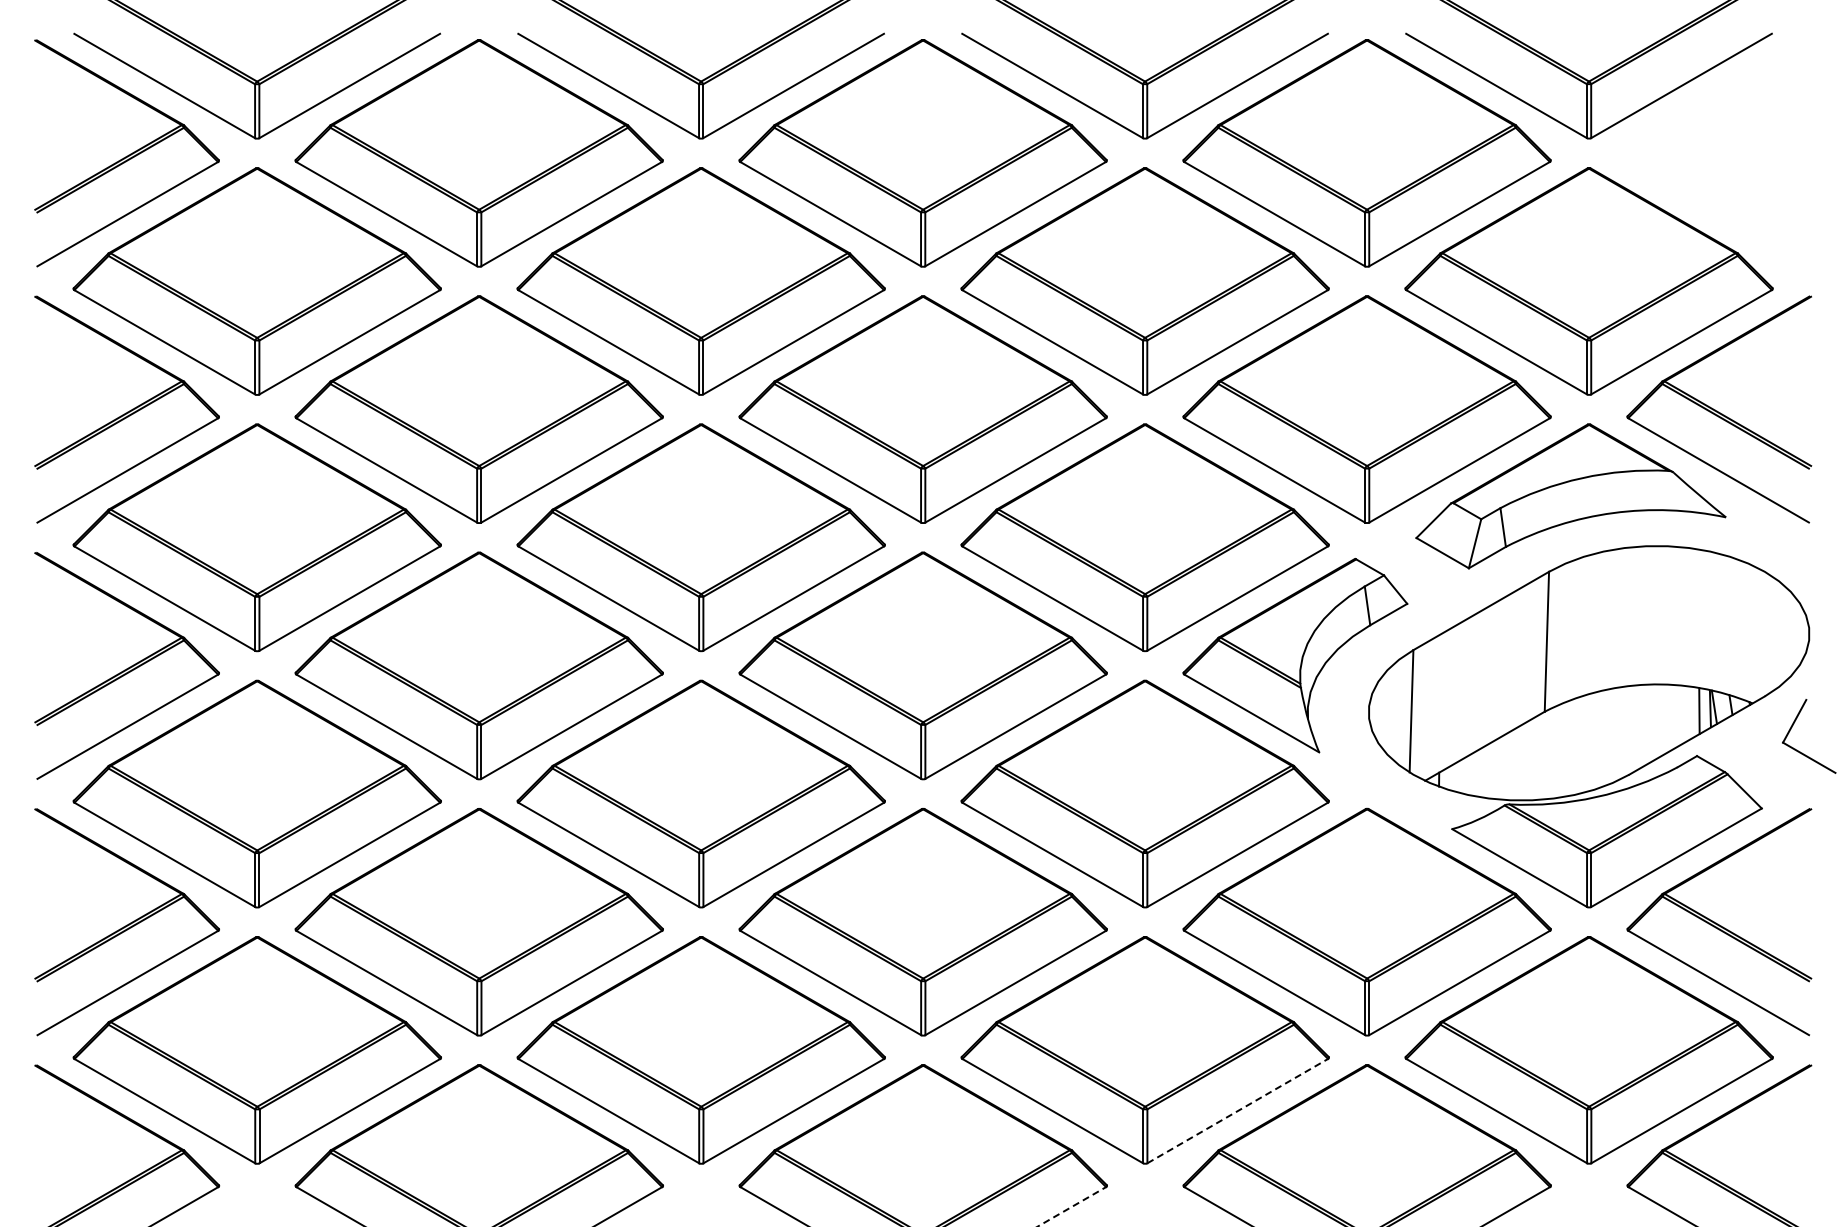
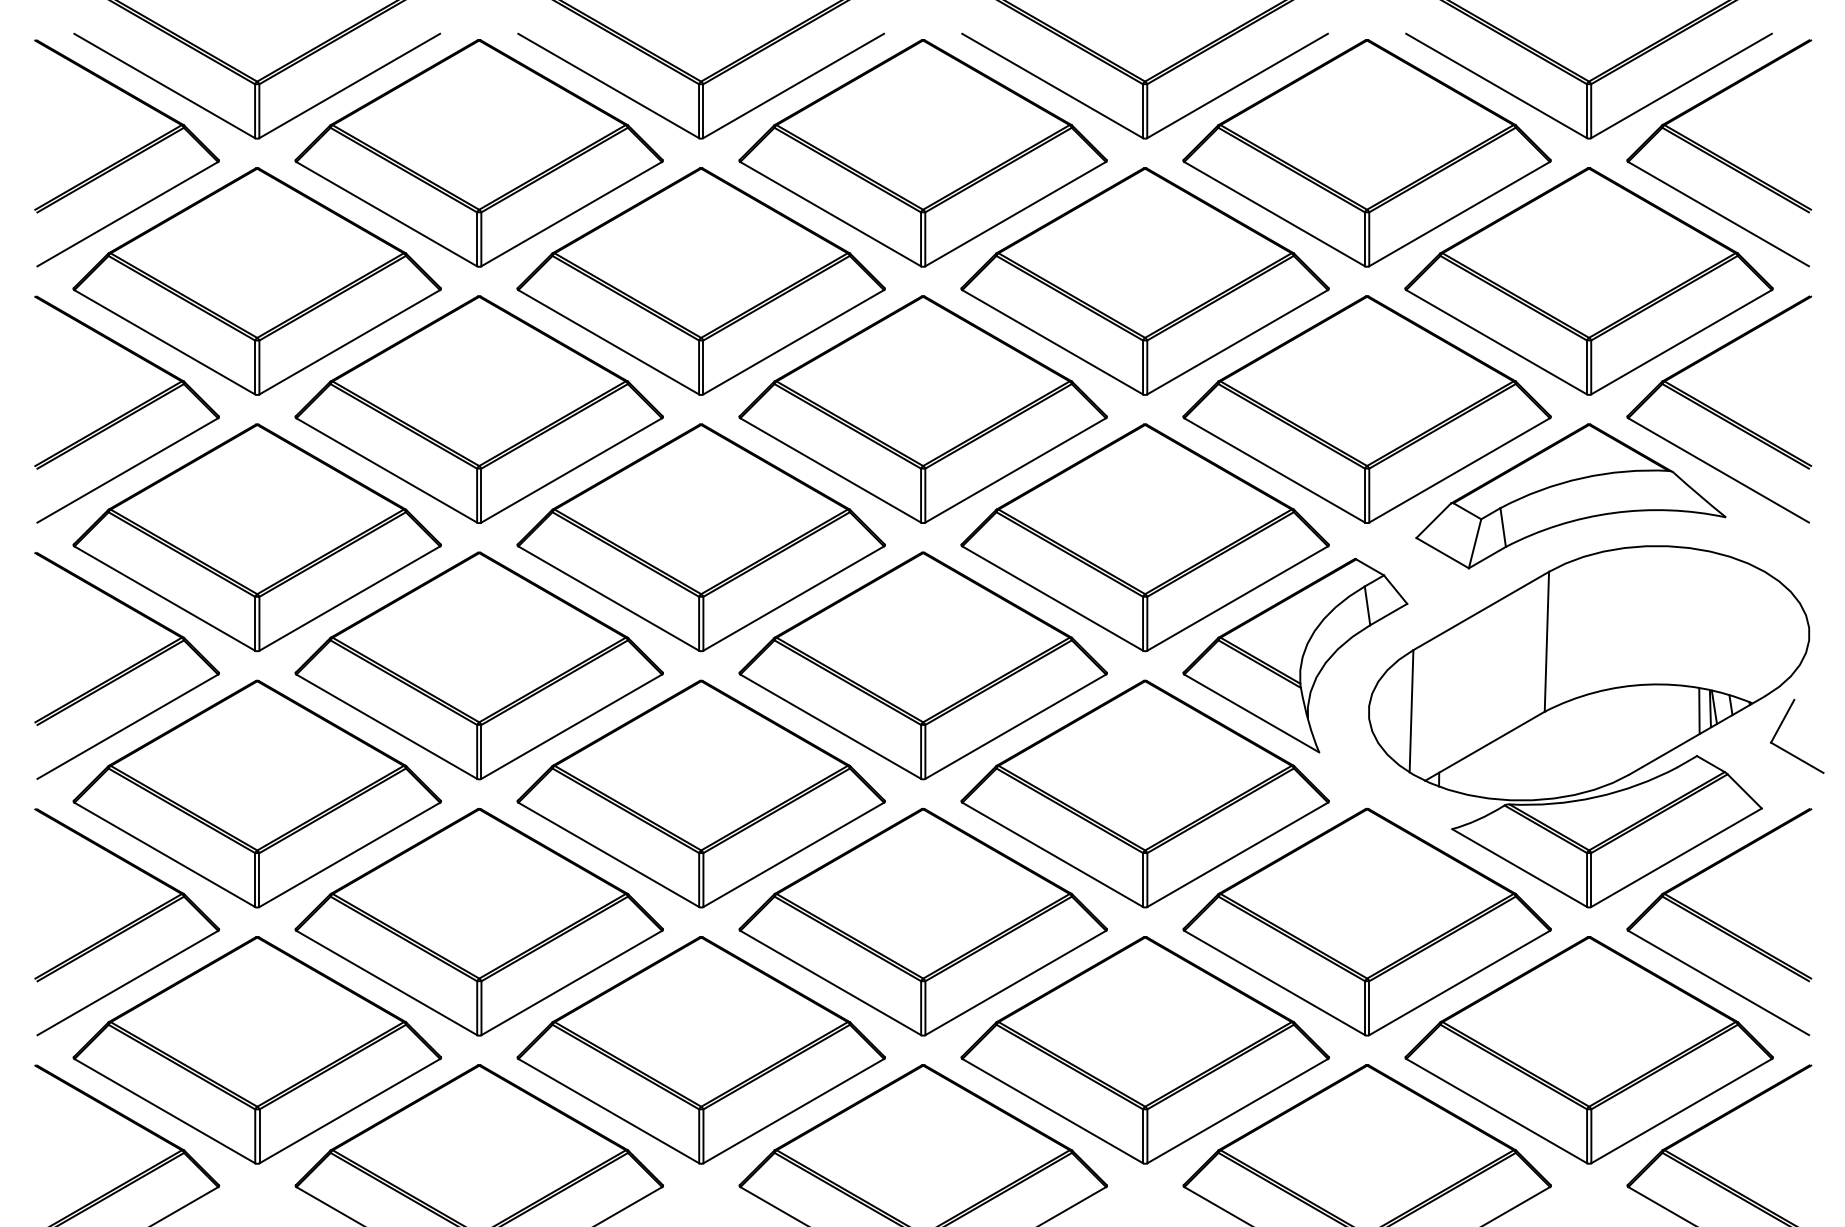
part: none -> present (1719, 153)
part position: (1802, 752) -> (1790, 752) (1790, 752)
line: dashed -> solid (1238, 1110)
line: dashed -> solid (1072, 1206)
